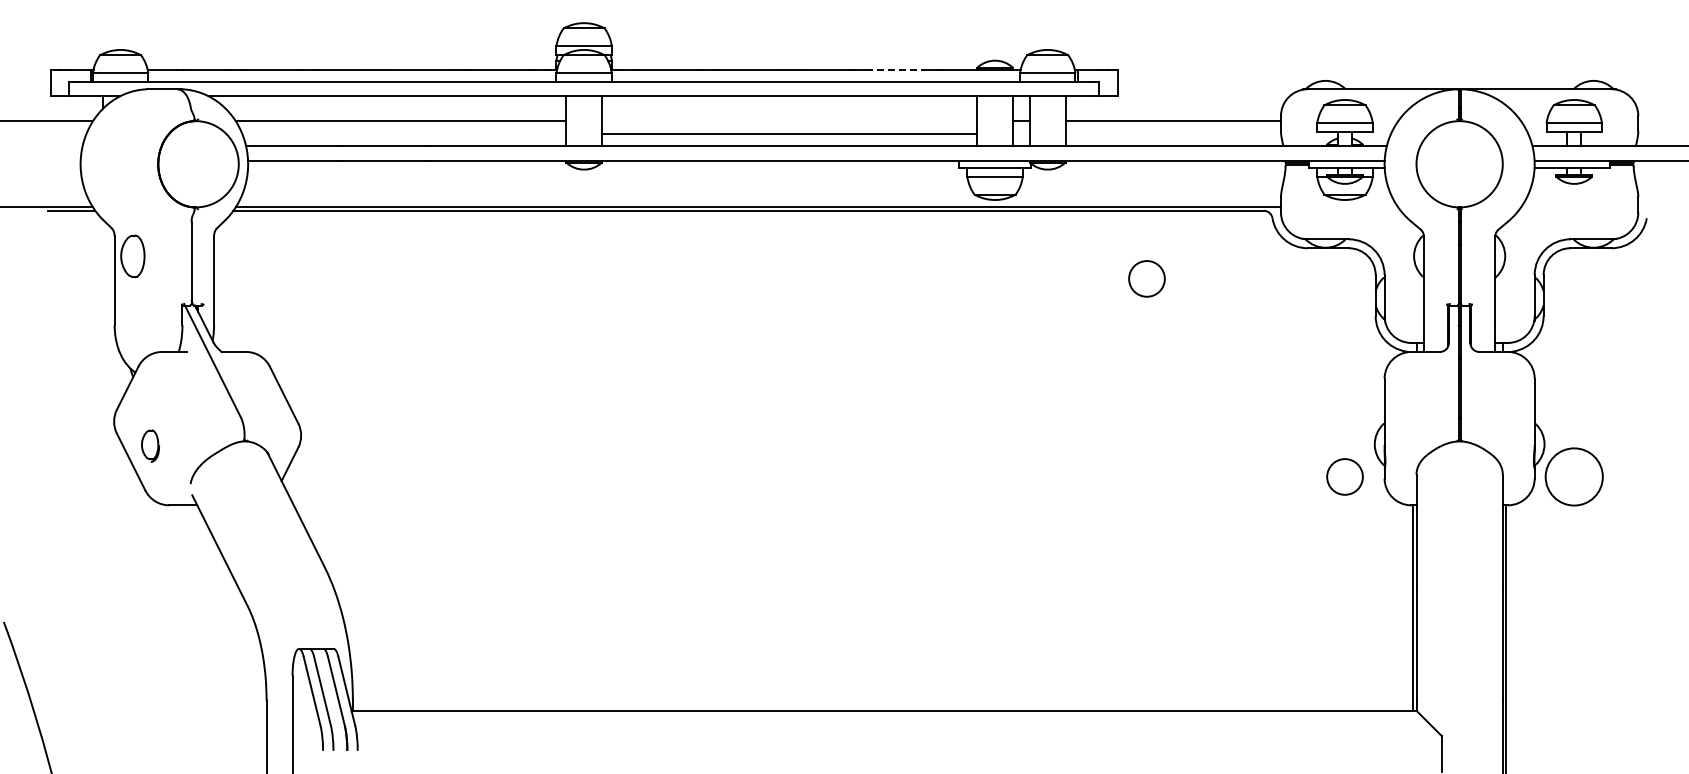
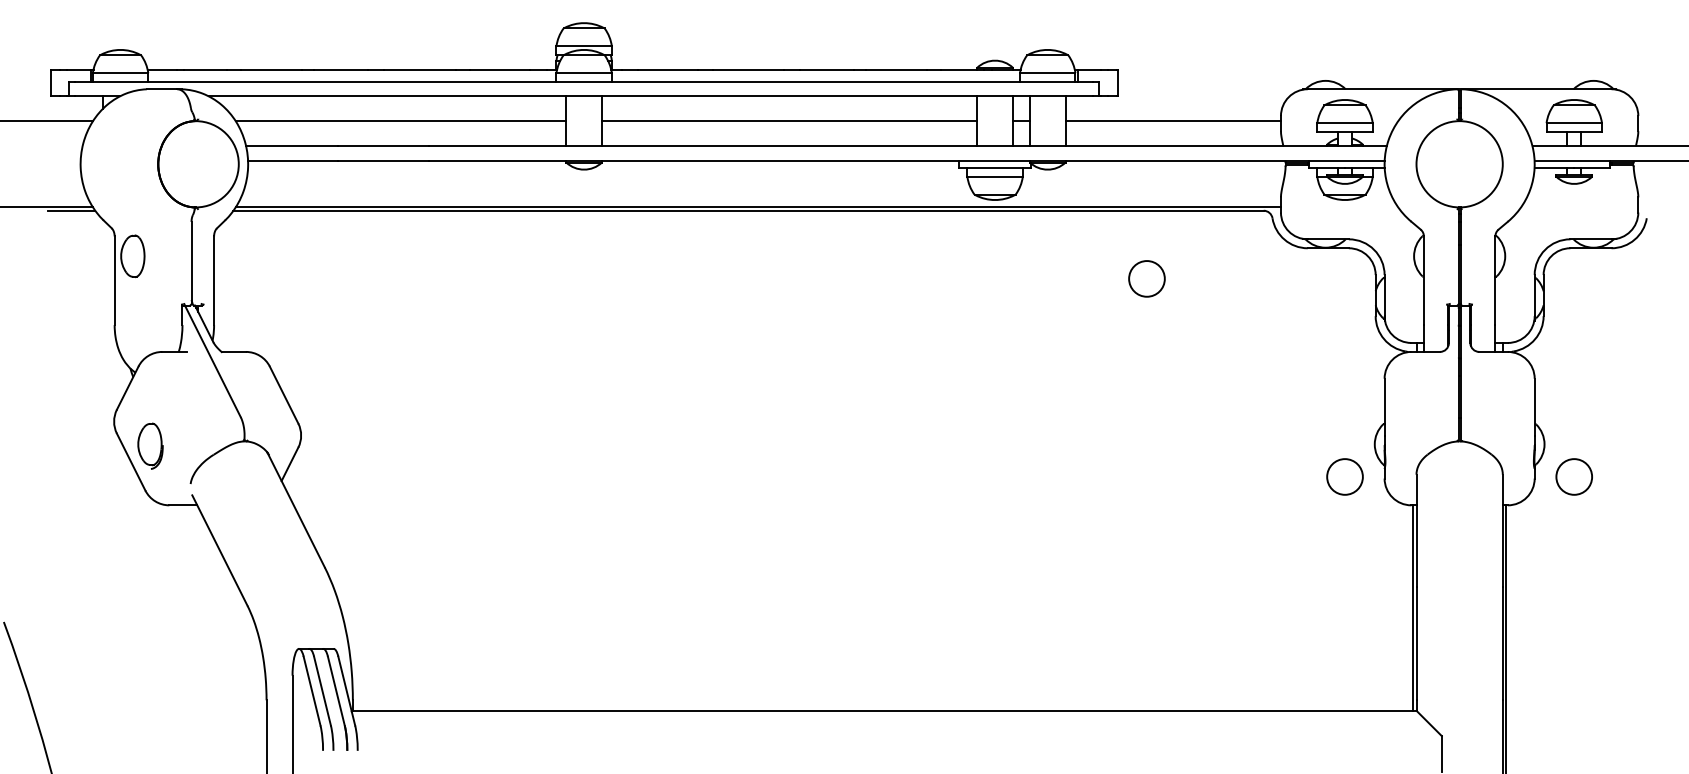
line: dashed -> solid (896, 69)
line position: (789, 134) -> (789, 121) (789, 121)
part size: 19x34 px -> 27x48 px (150, 445)
circle diameter: 57 px -> 36 px (1574, 476)
